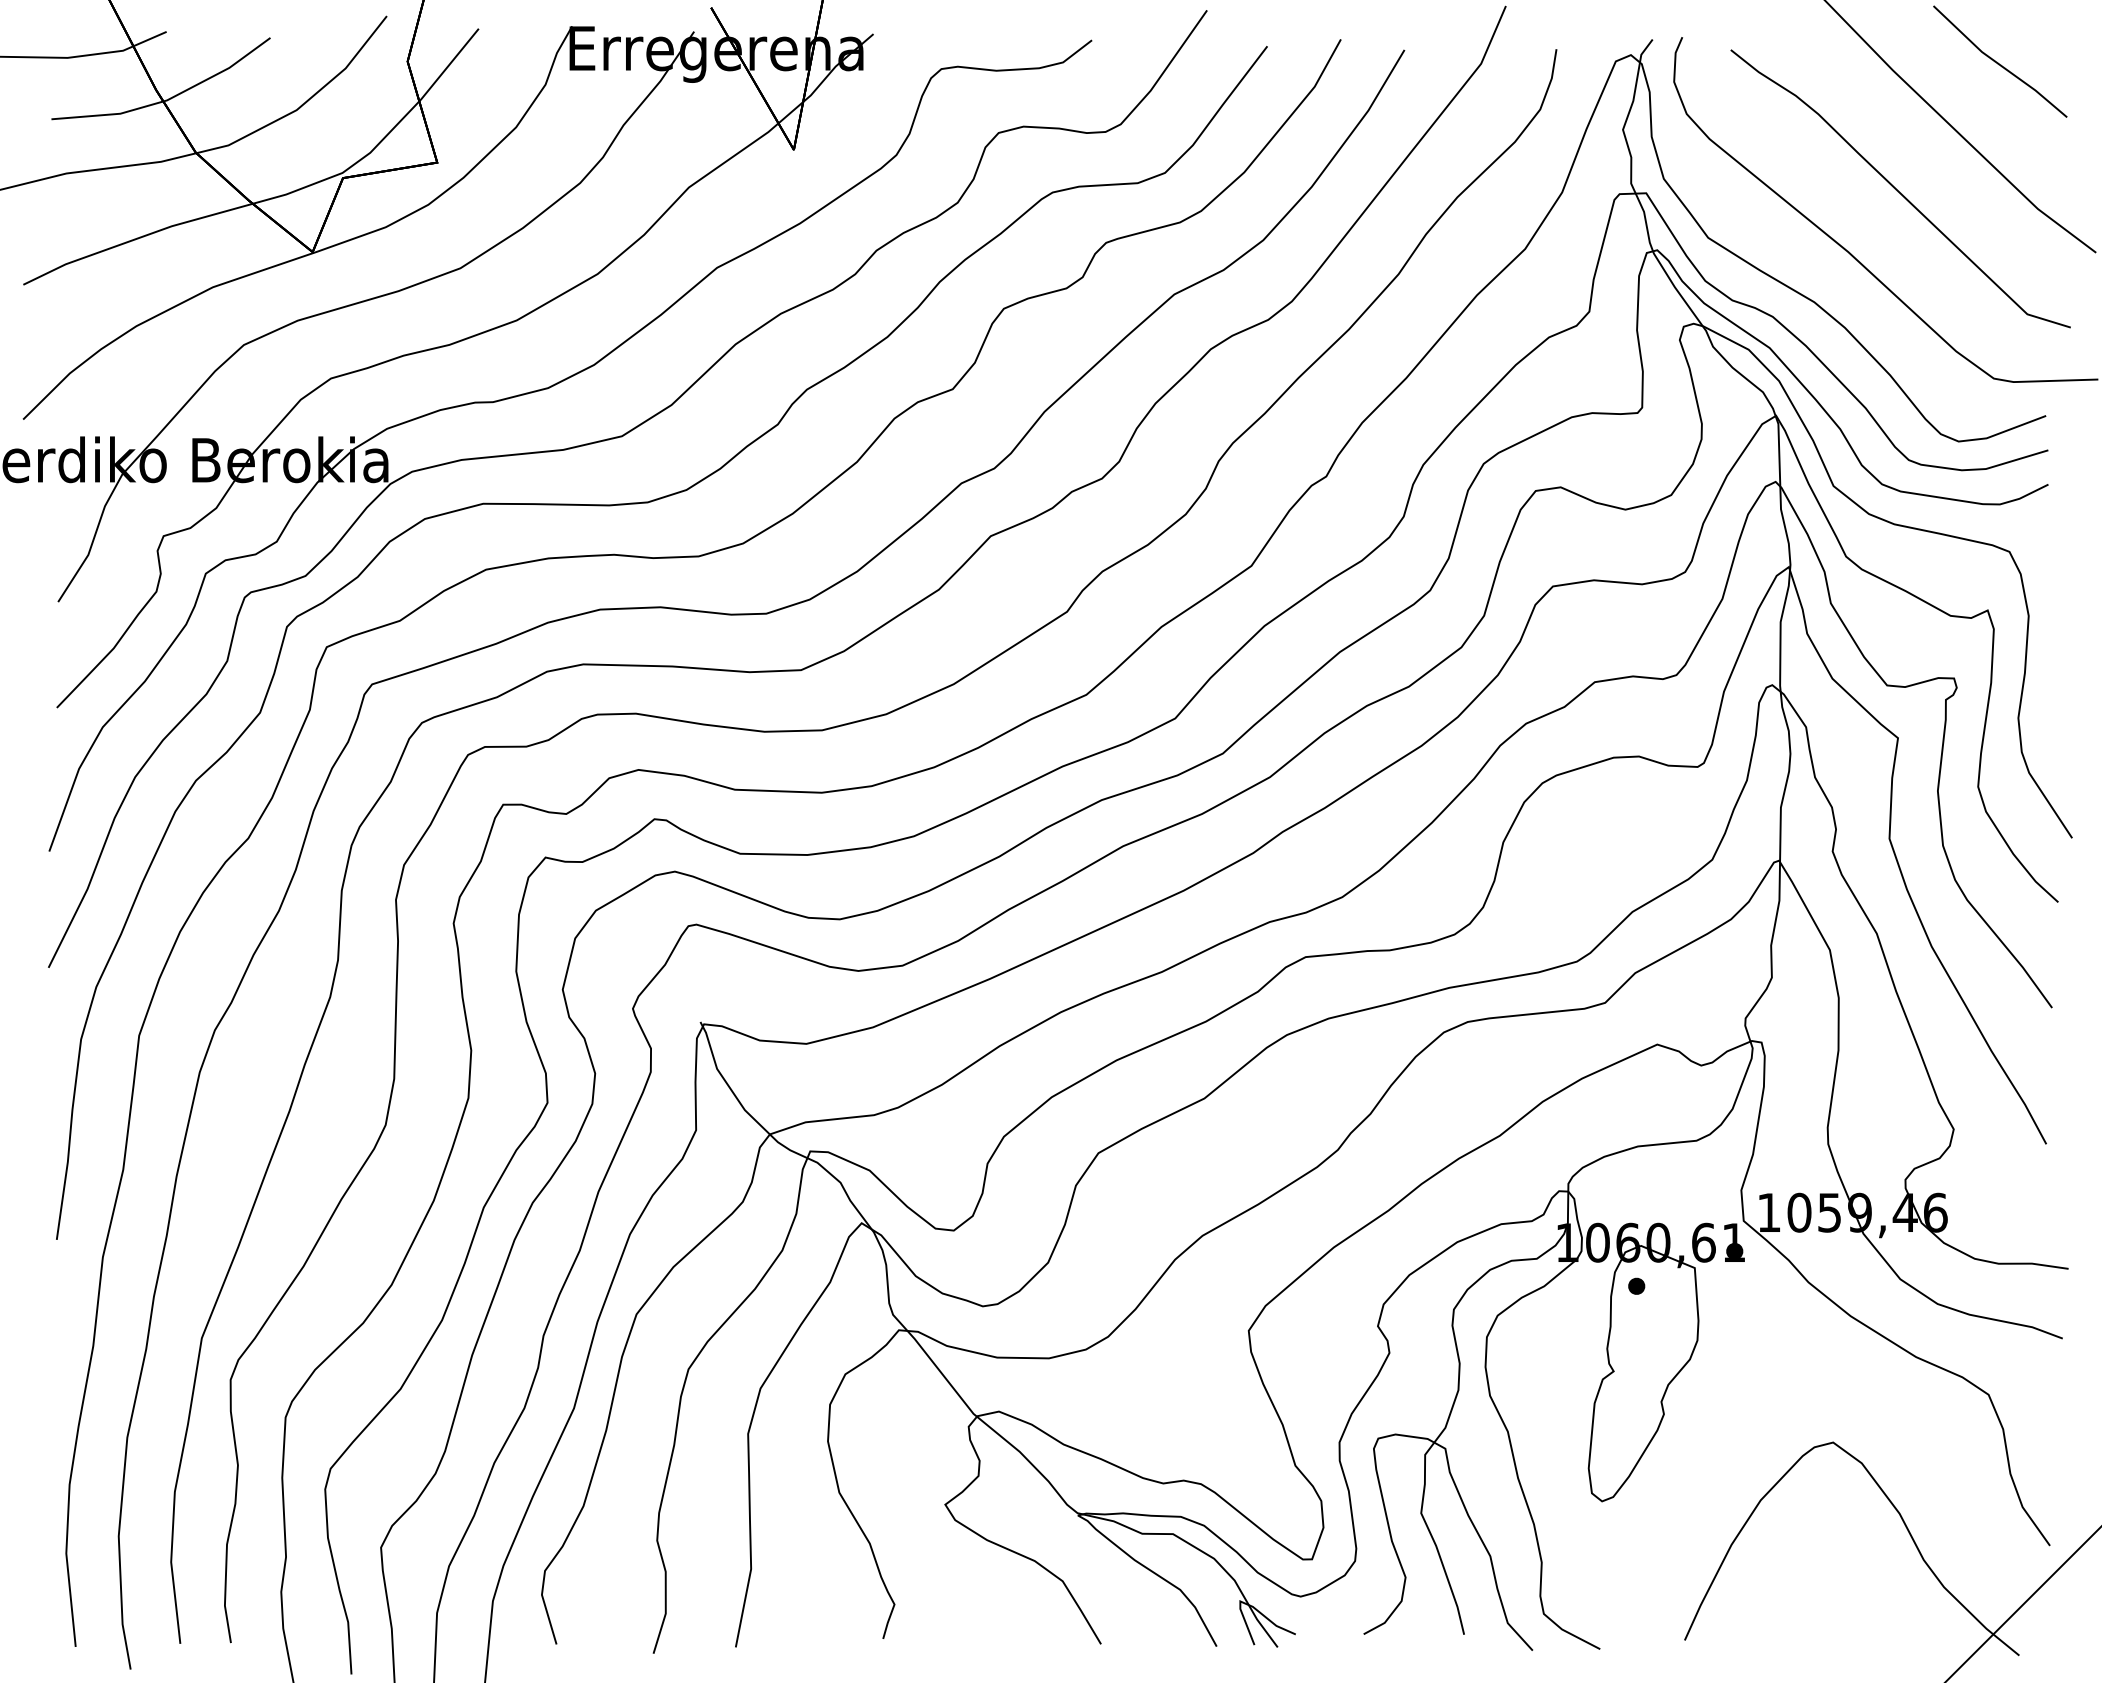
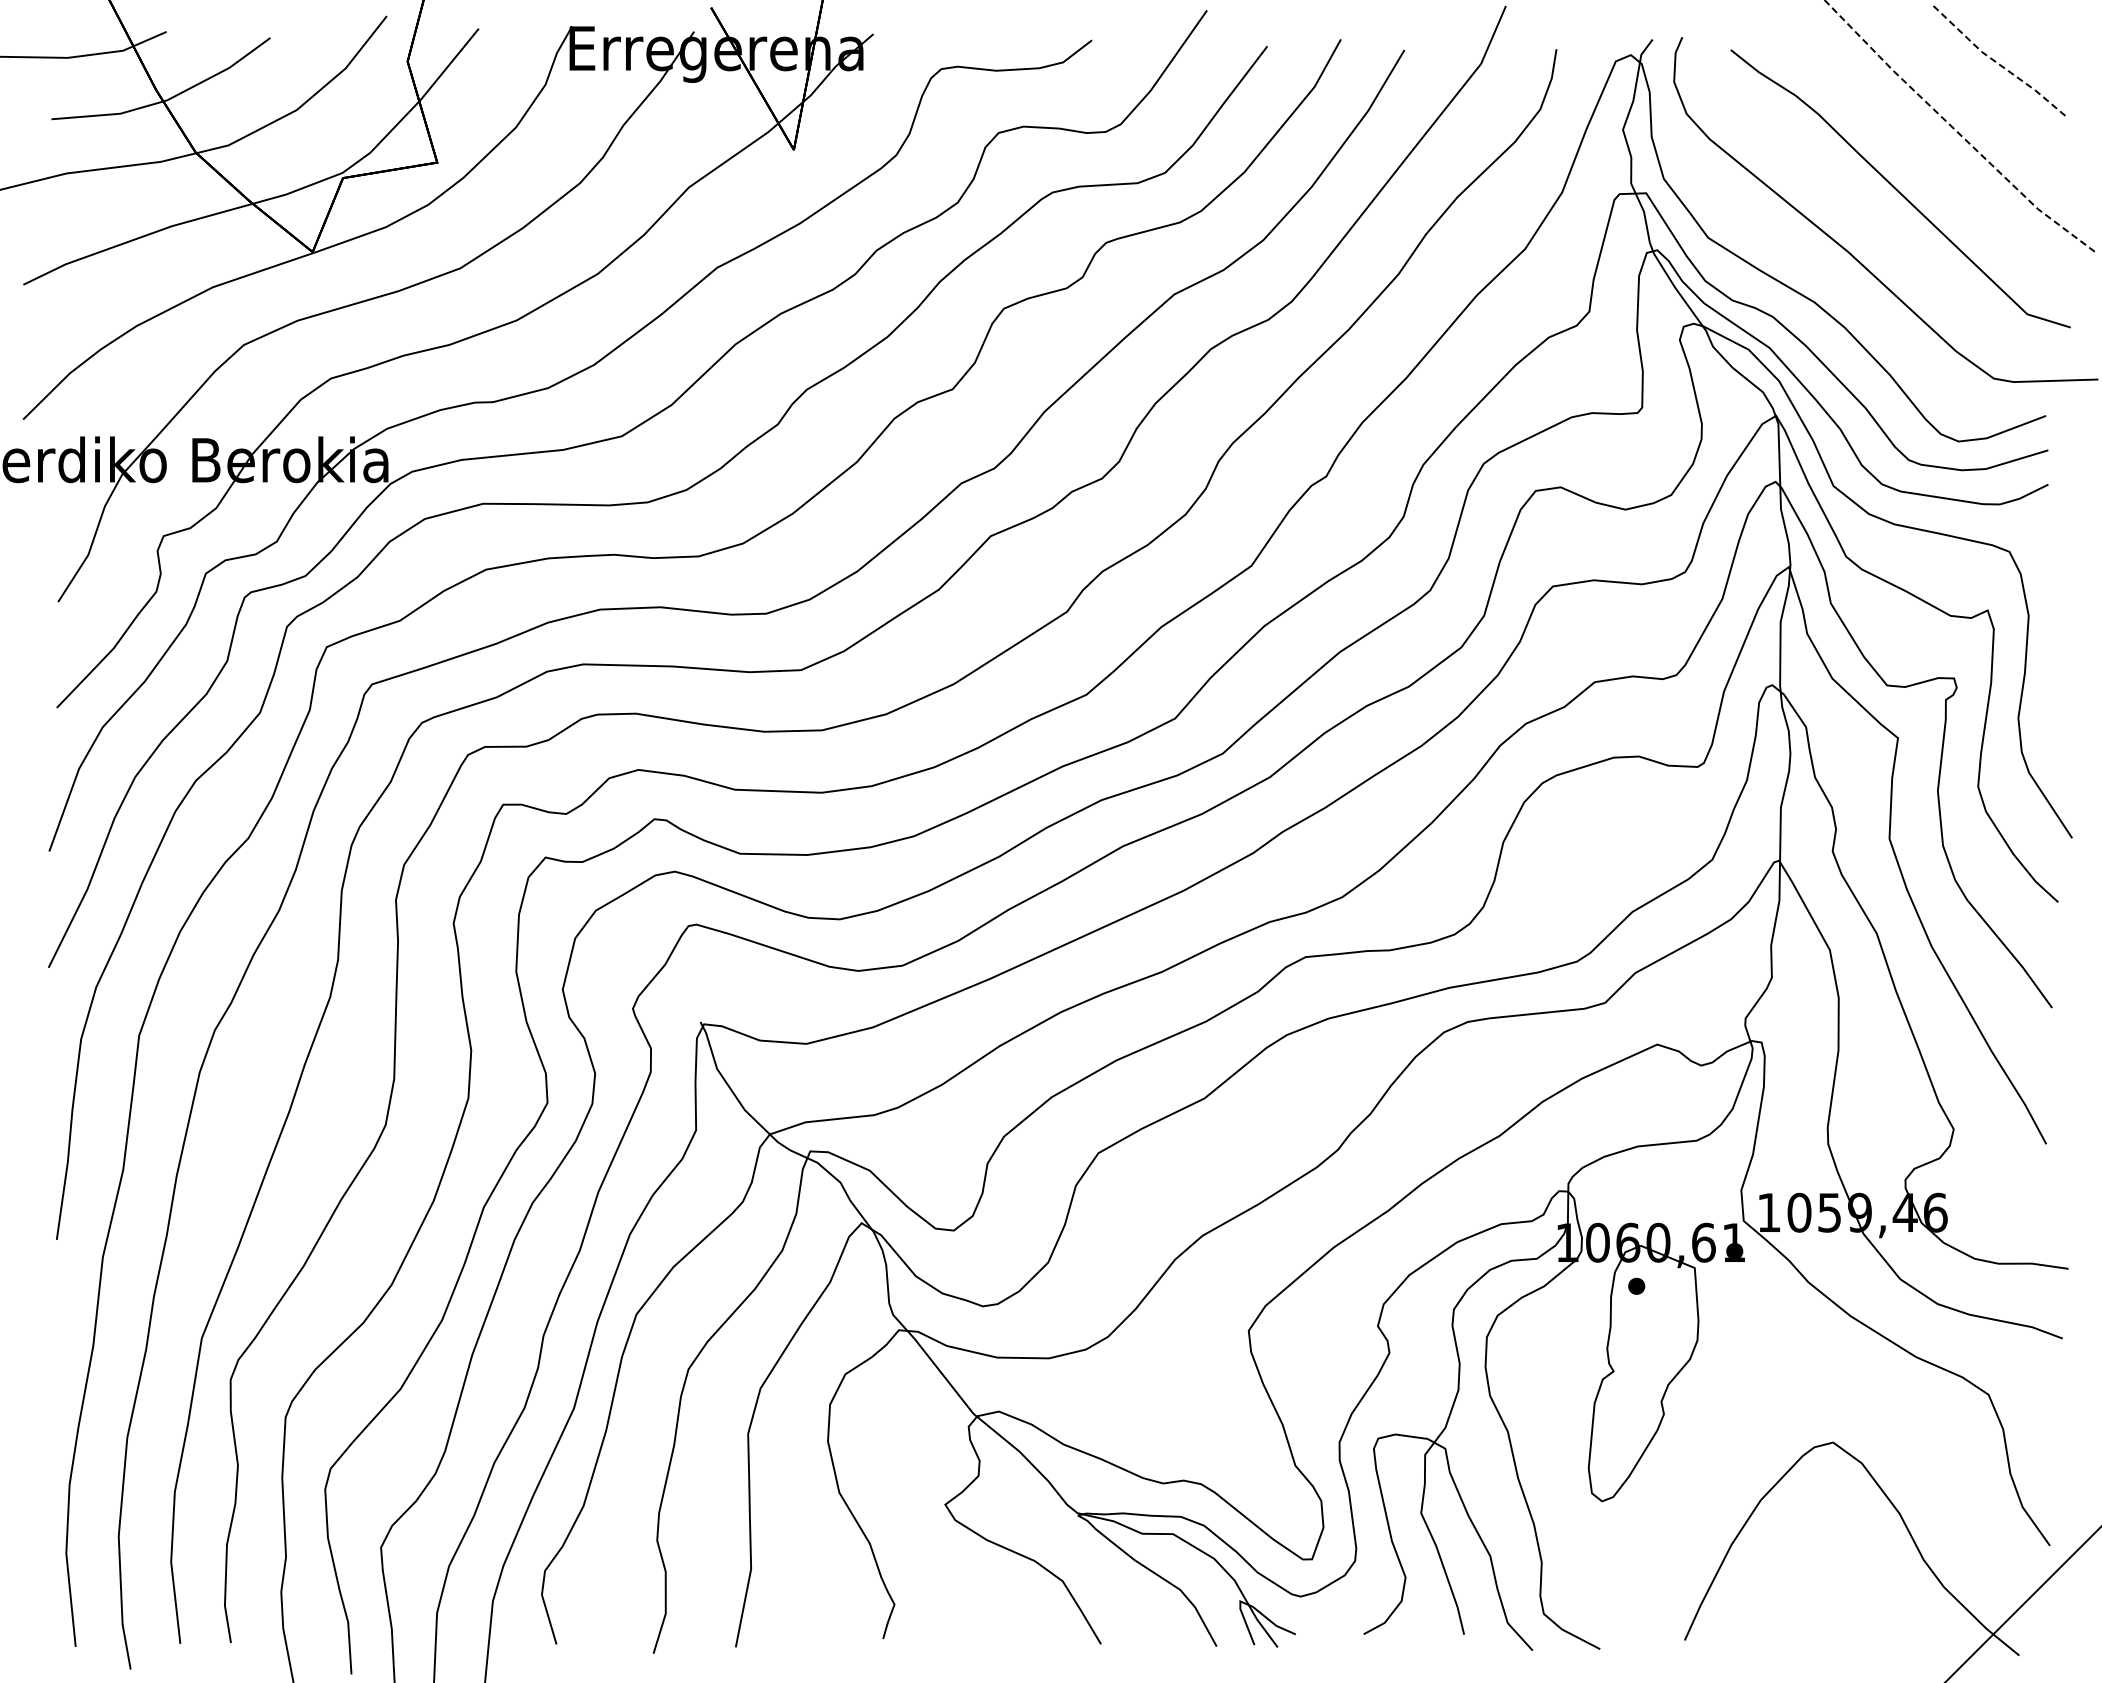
line: solid -> dashed (1999, 64)
line: solid -> dashed (1956, 131)
